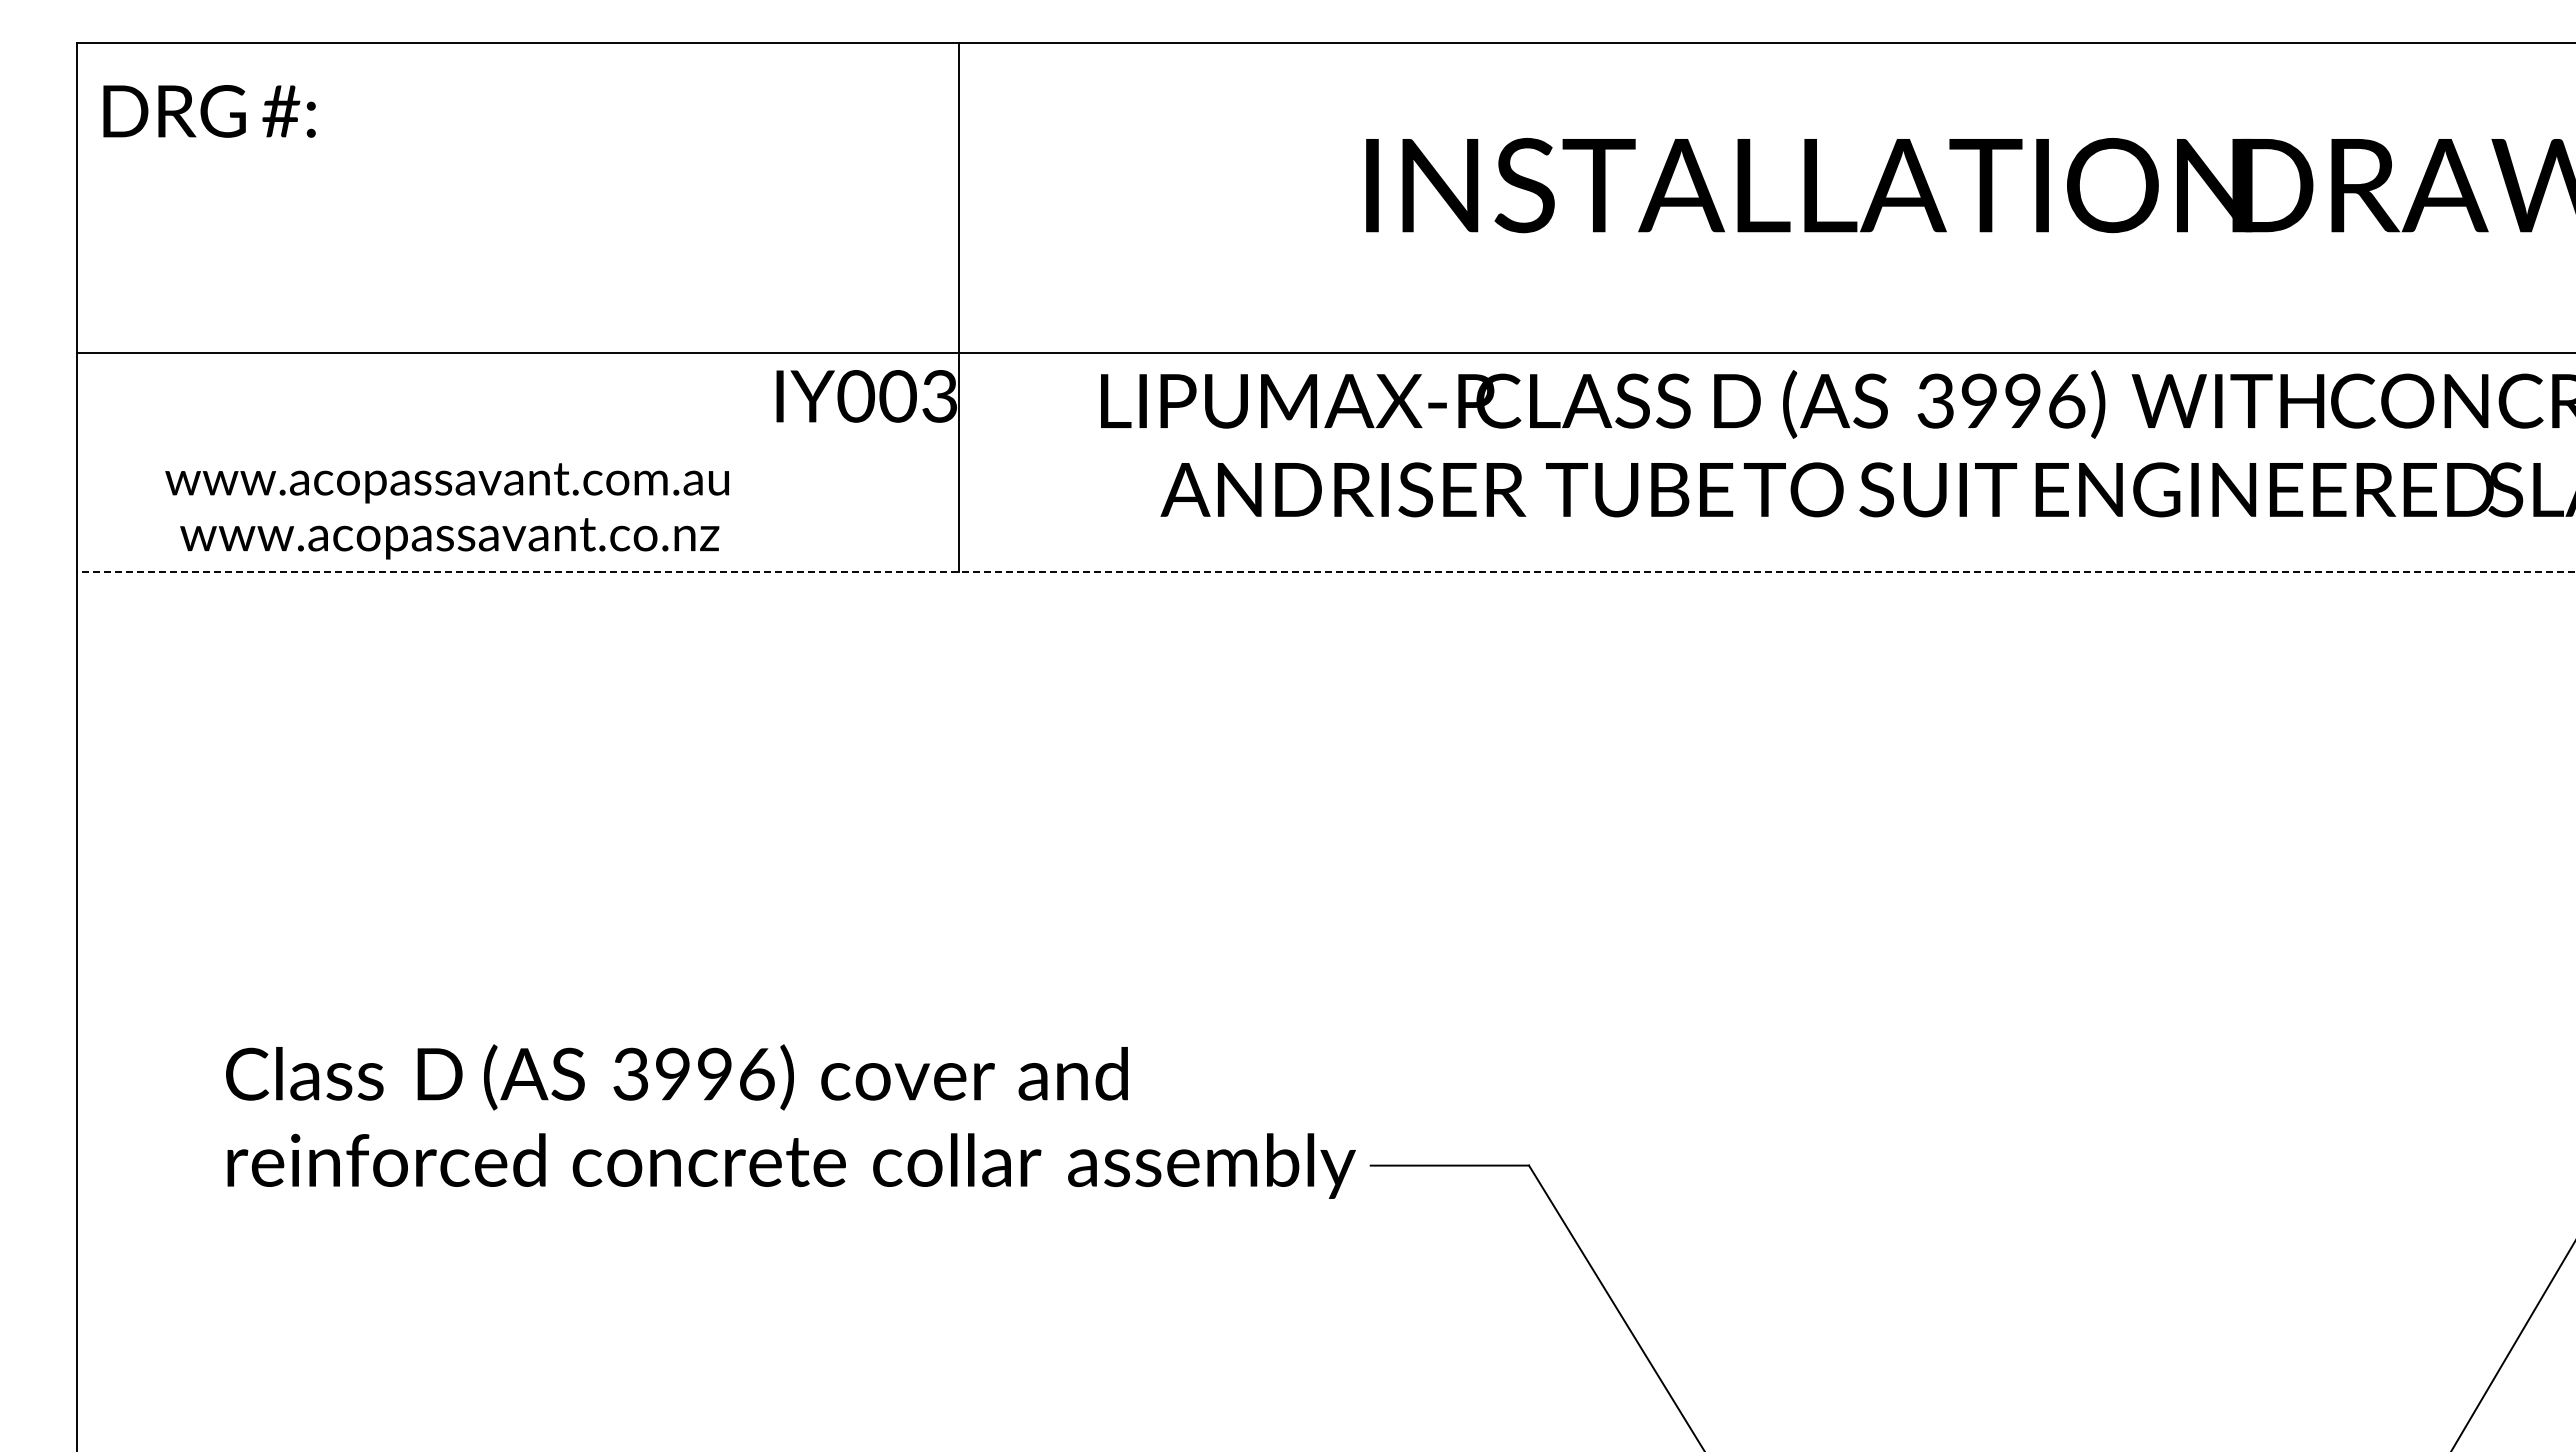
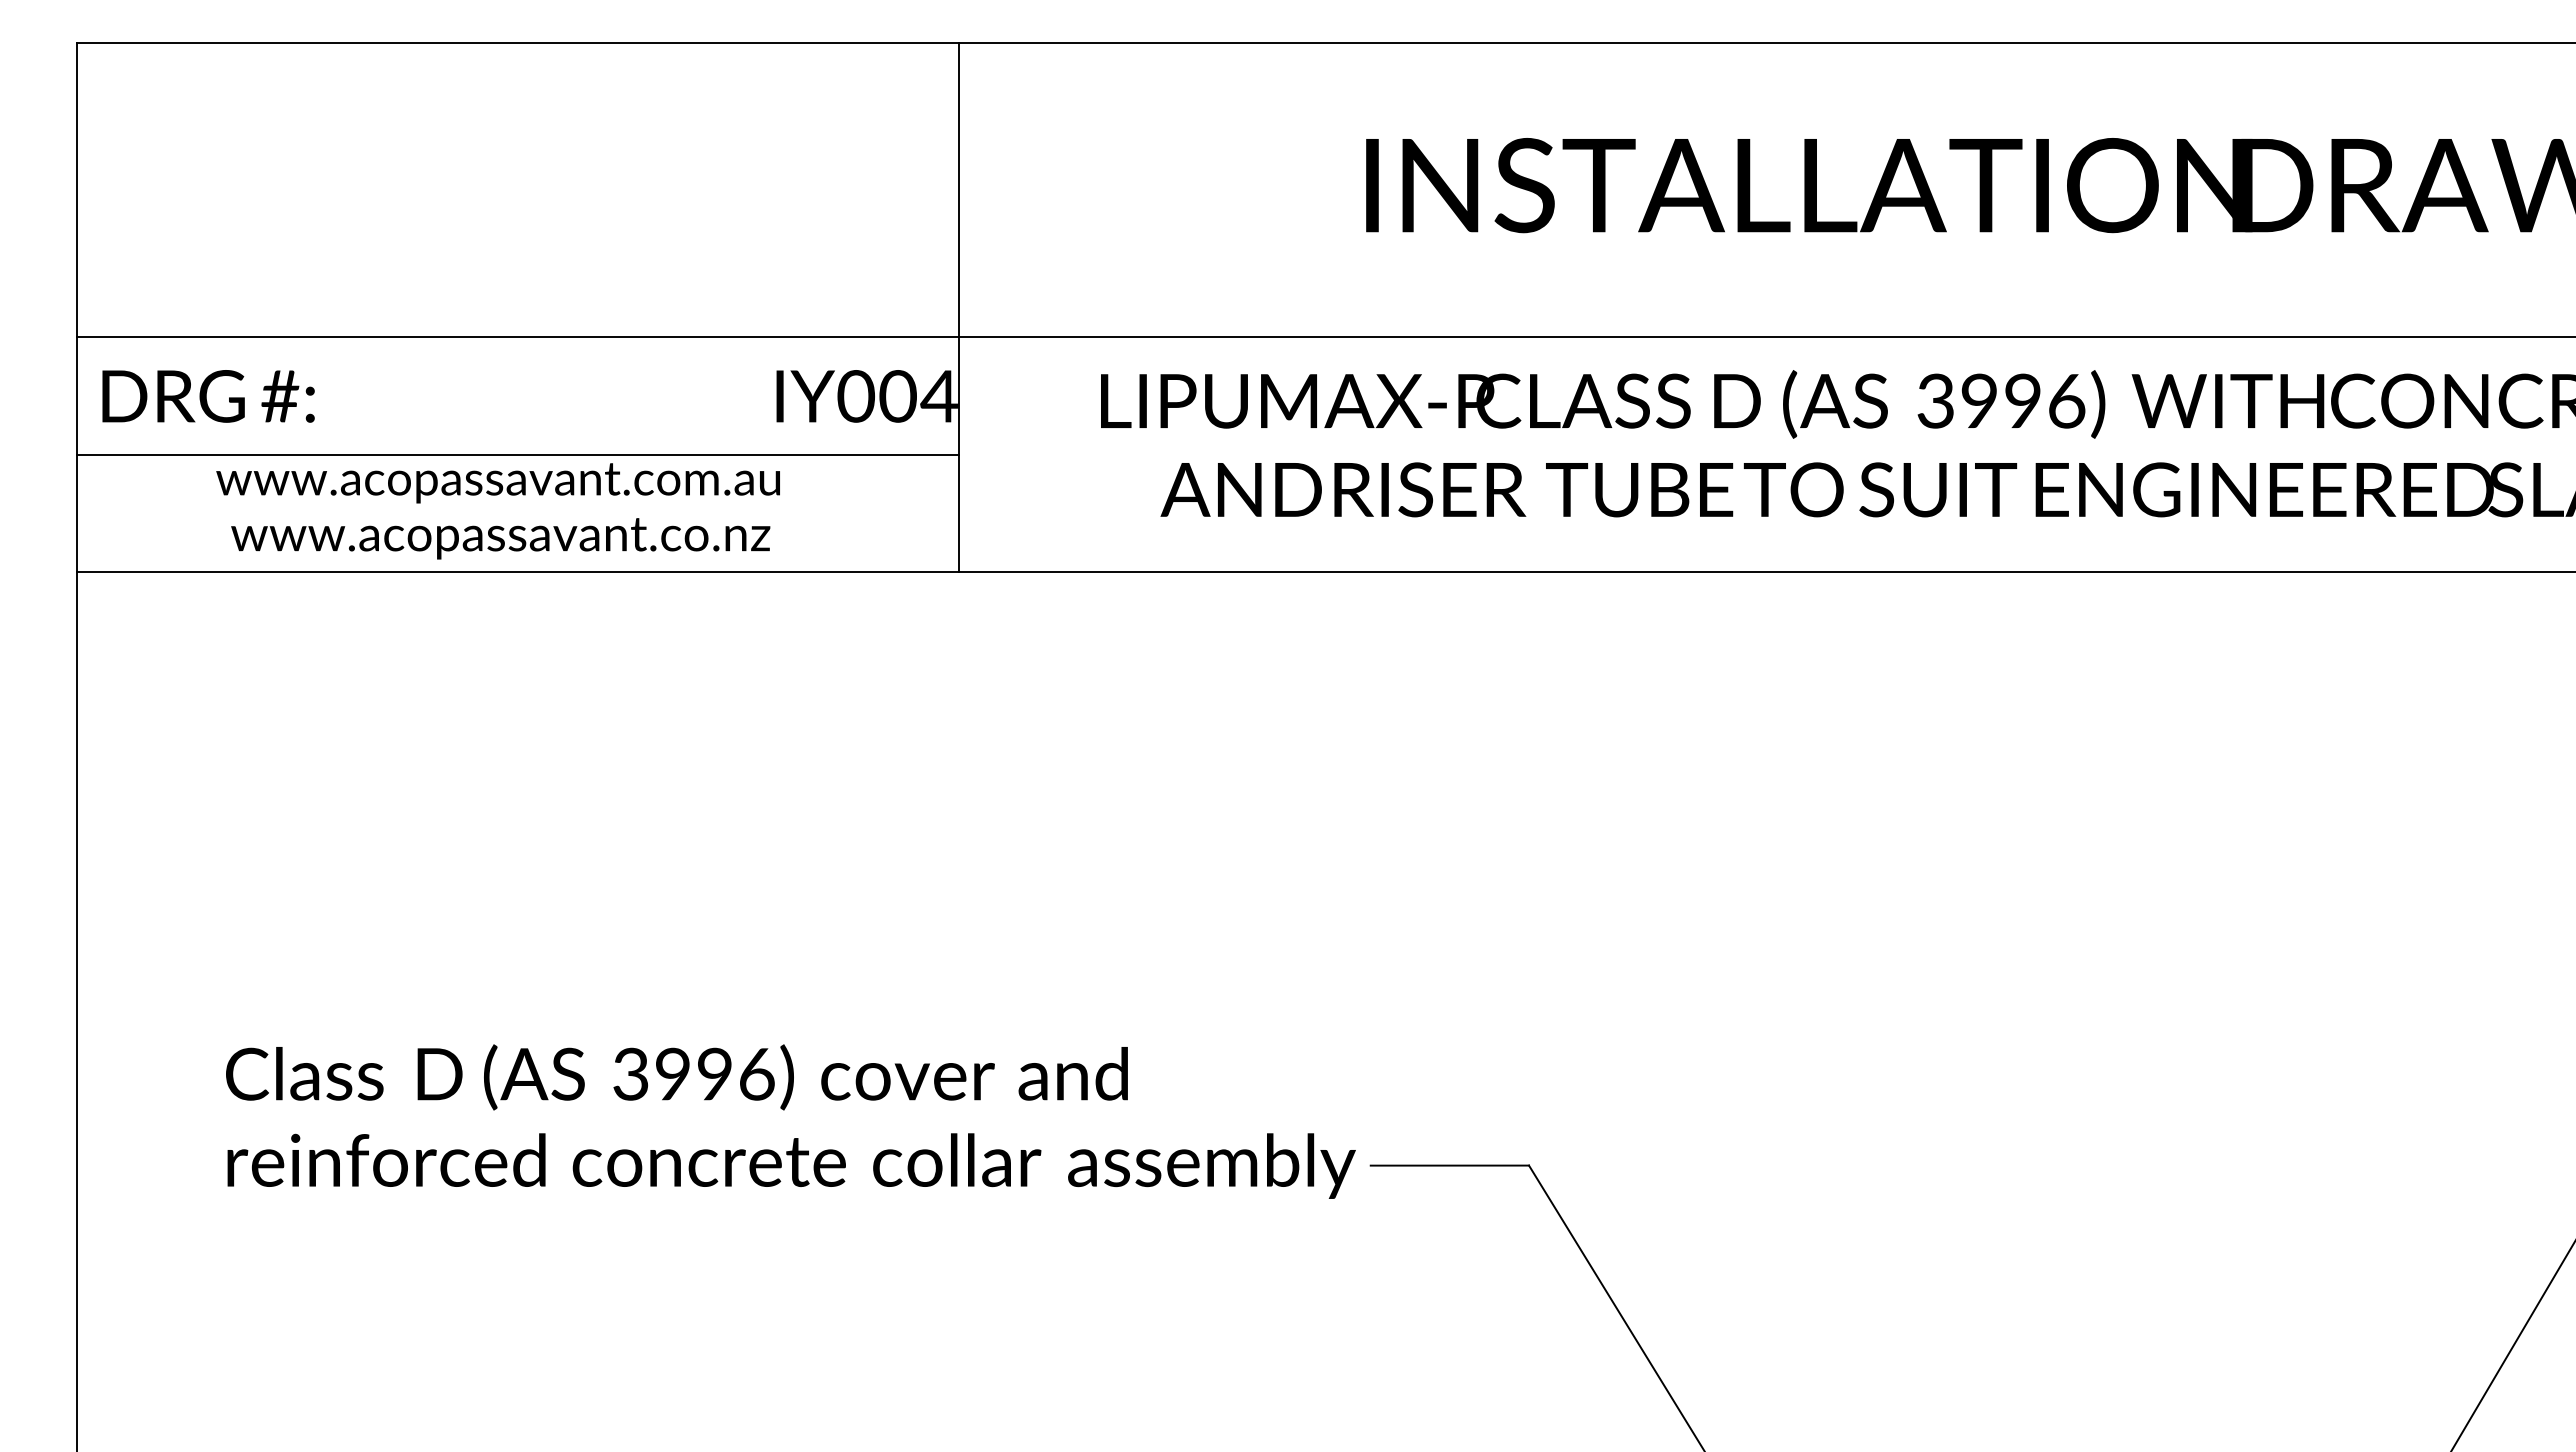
text position: (209, 111) -> (208, 396) (208, 396)
line position: (1324, 353) -> (1324, 337) (1324, 337)
text: IY003 -> IY004 (938, 396)
line: none -> present (517, 454)
text position: (446, 511) -> (497, 511) (497, 511)
line: dashed -> solid (1326, 572)
